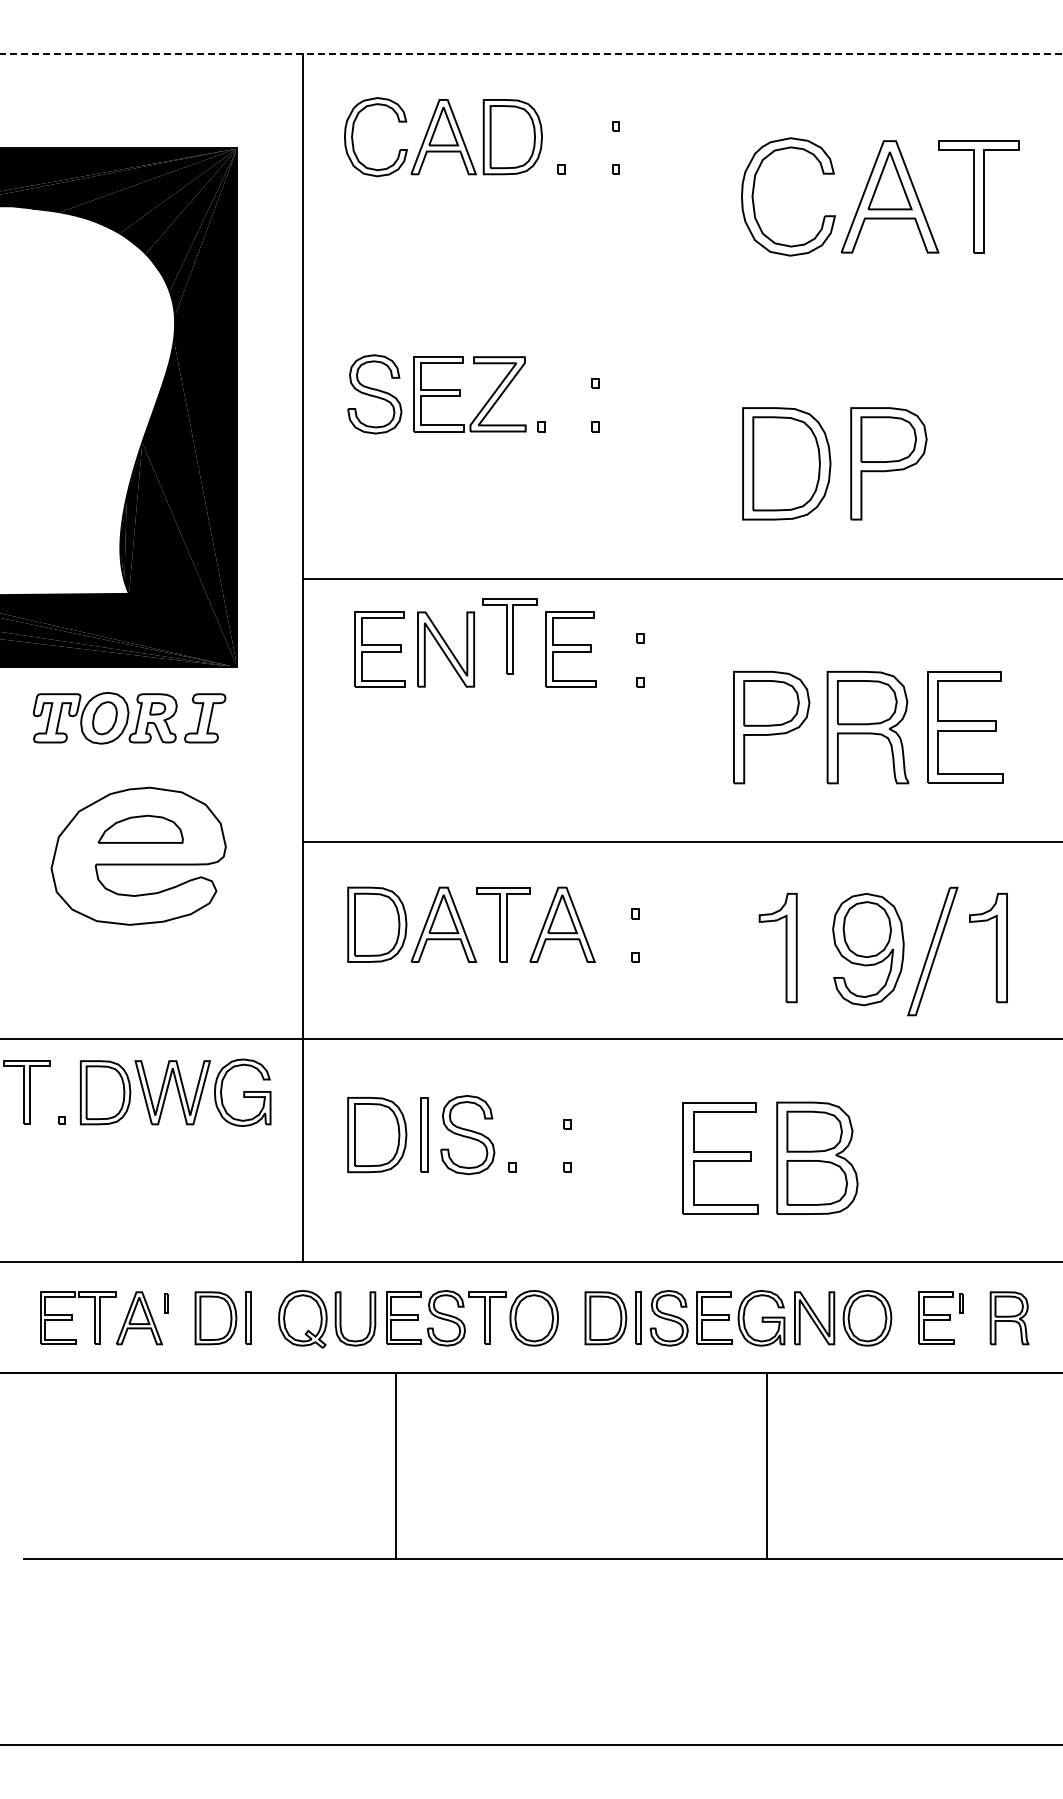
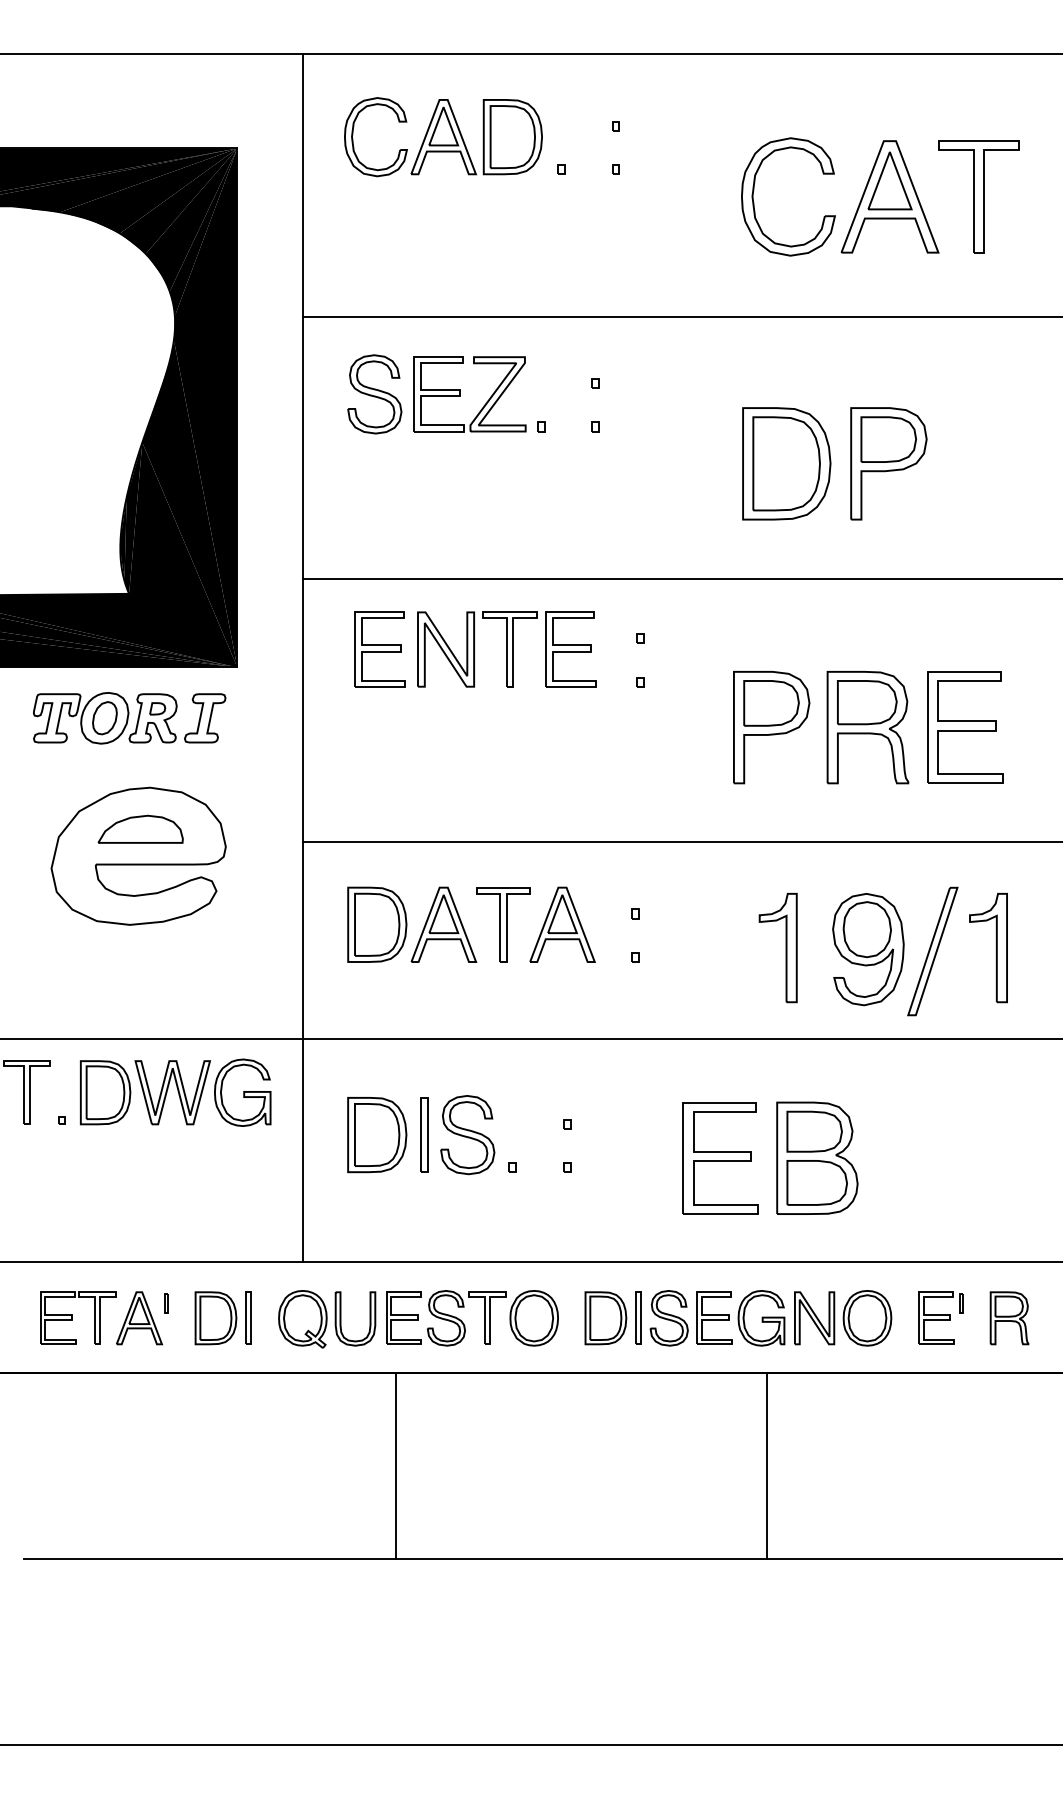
line: dashed -> solid (531, 53)
line: none -> present (680, 316)
part position: (509, 636) -> (509, 649) (509, 649)
